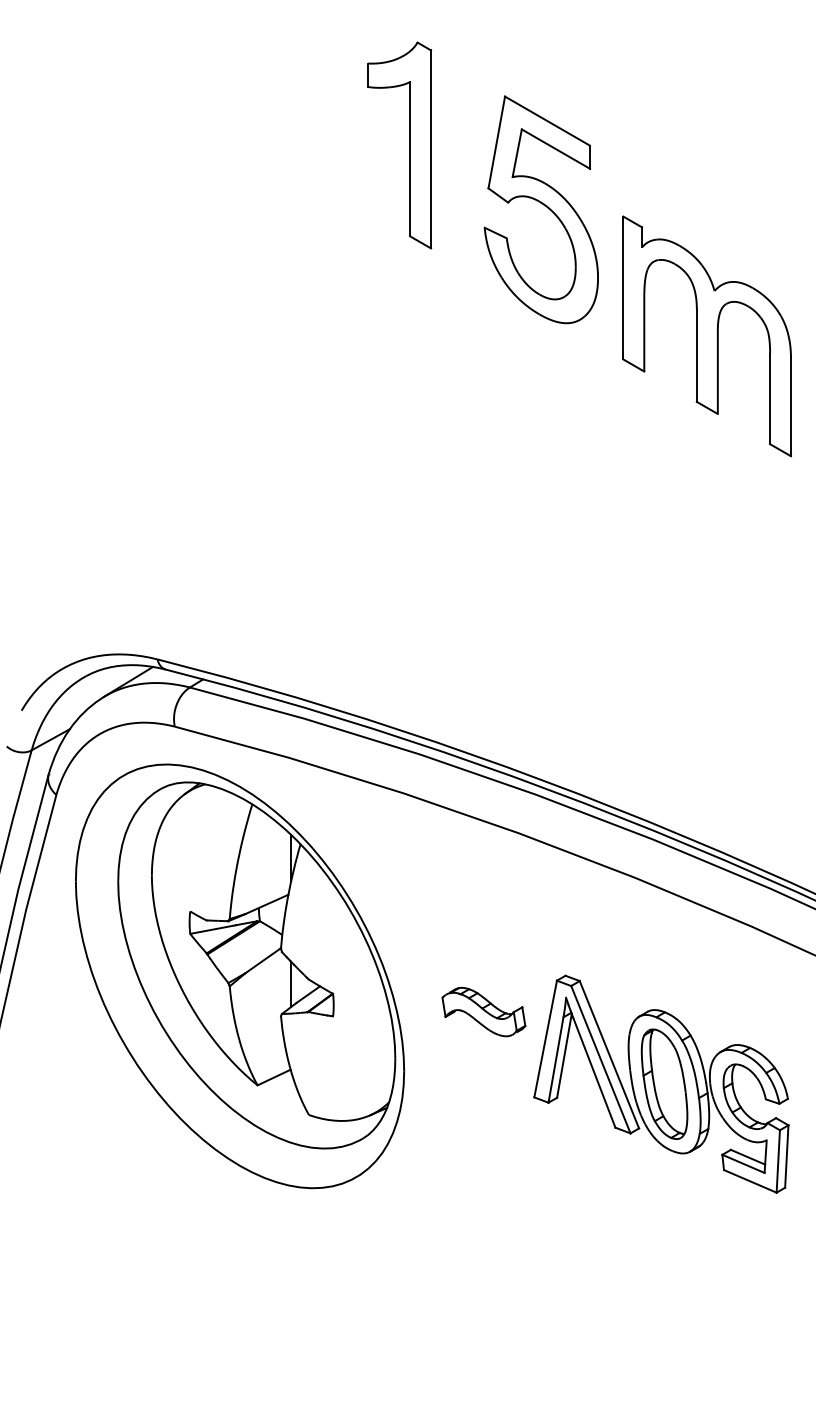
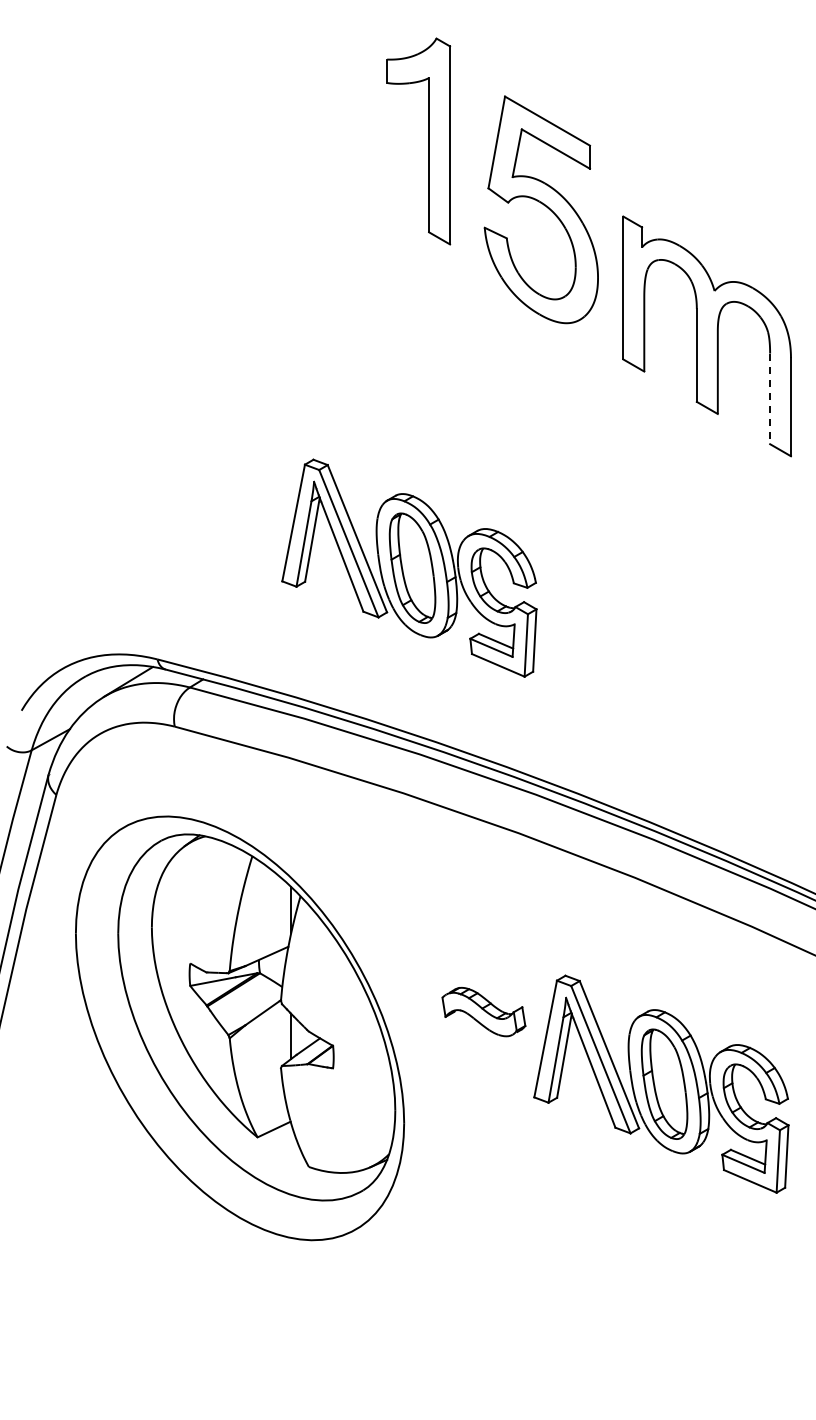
part position: (409, 145) -> (428, 141) (428, 141)
line: solid -> dashed (770, 399)
part: none -> present (409, 567)
part position: (240, 976) -> (240, 1028) (240, 1028)
